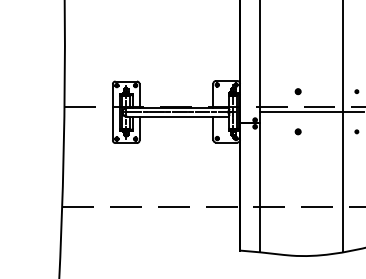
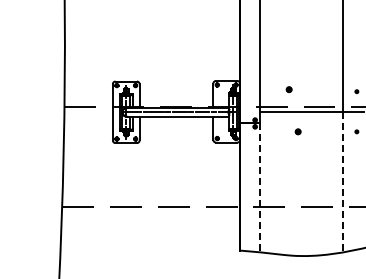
part position: (297, 91) -> (288, 89) (288, 89)
line: solid -> dashed (343, 182)
line: solid -> dashed (260, 188)
